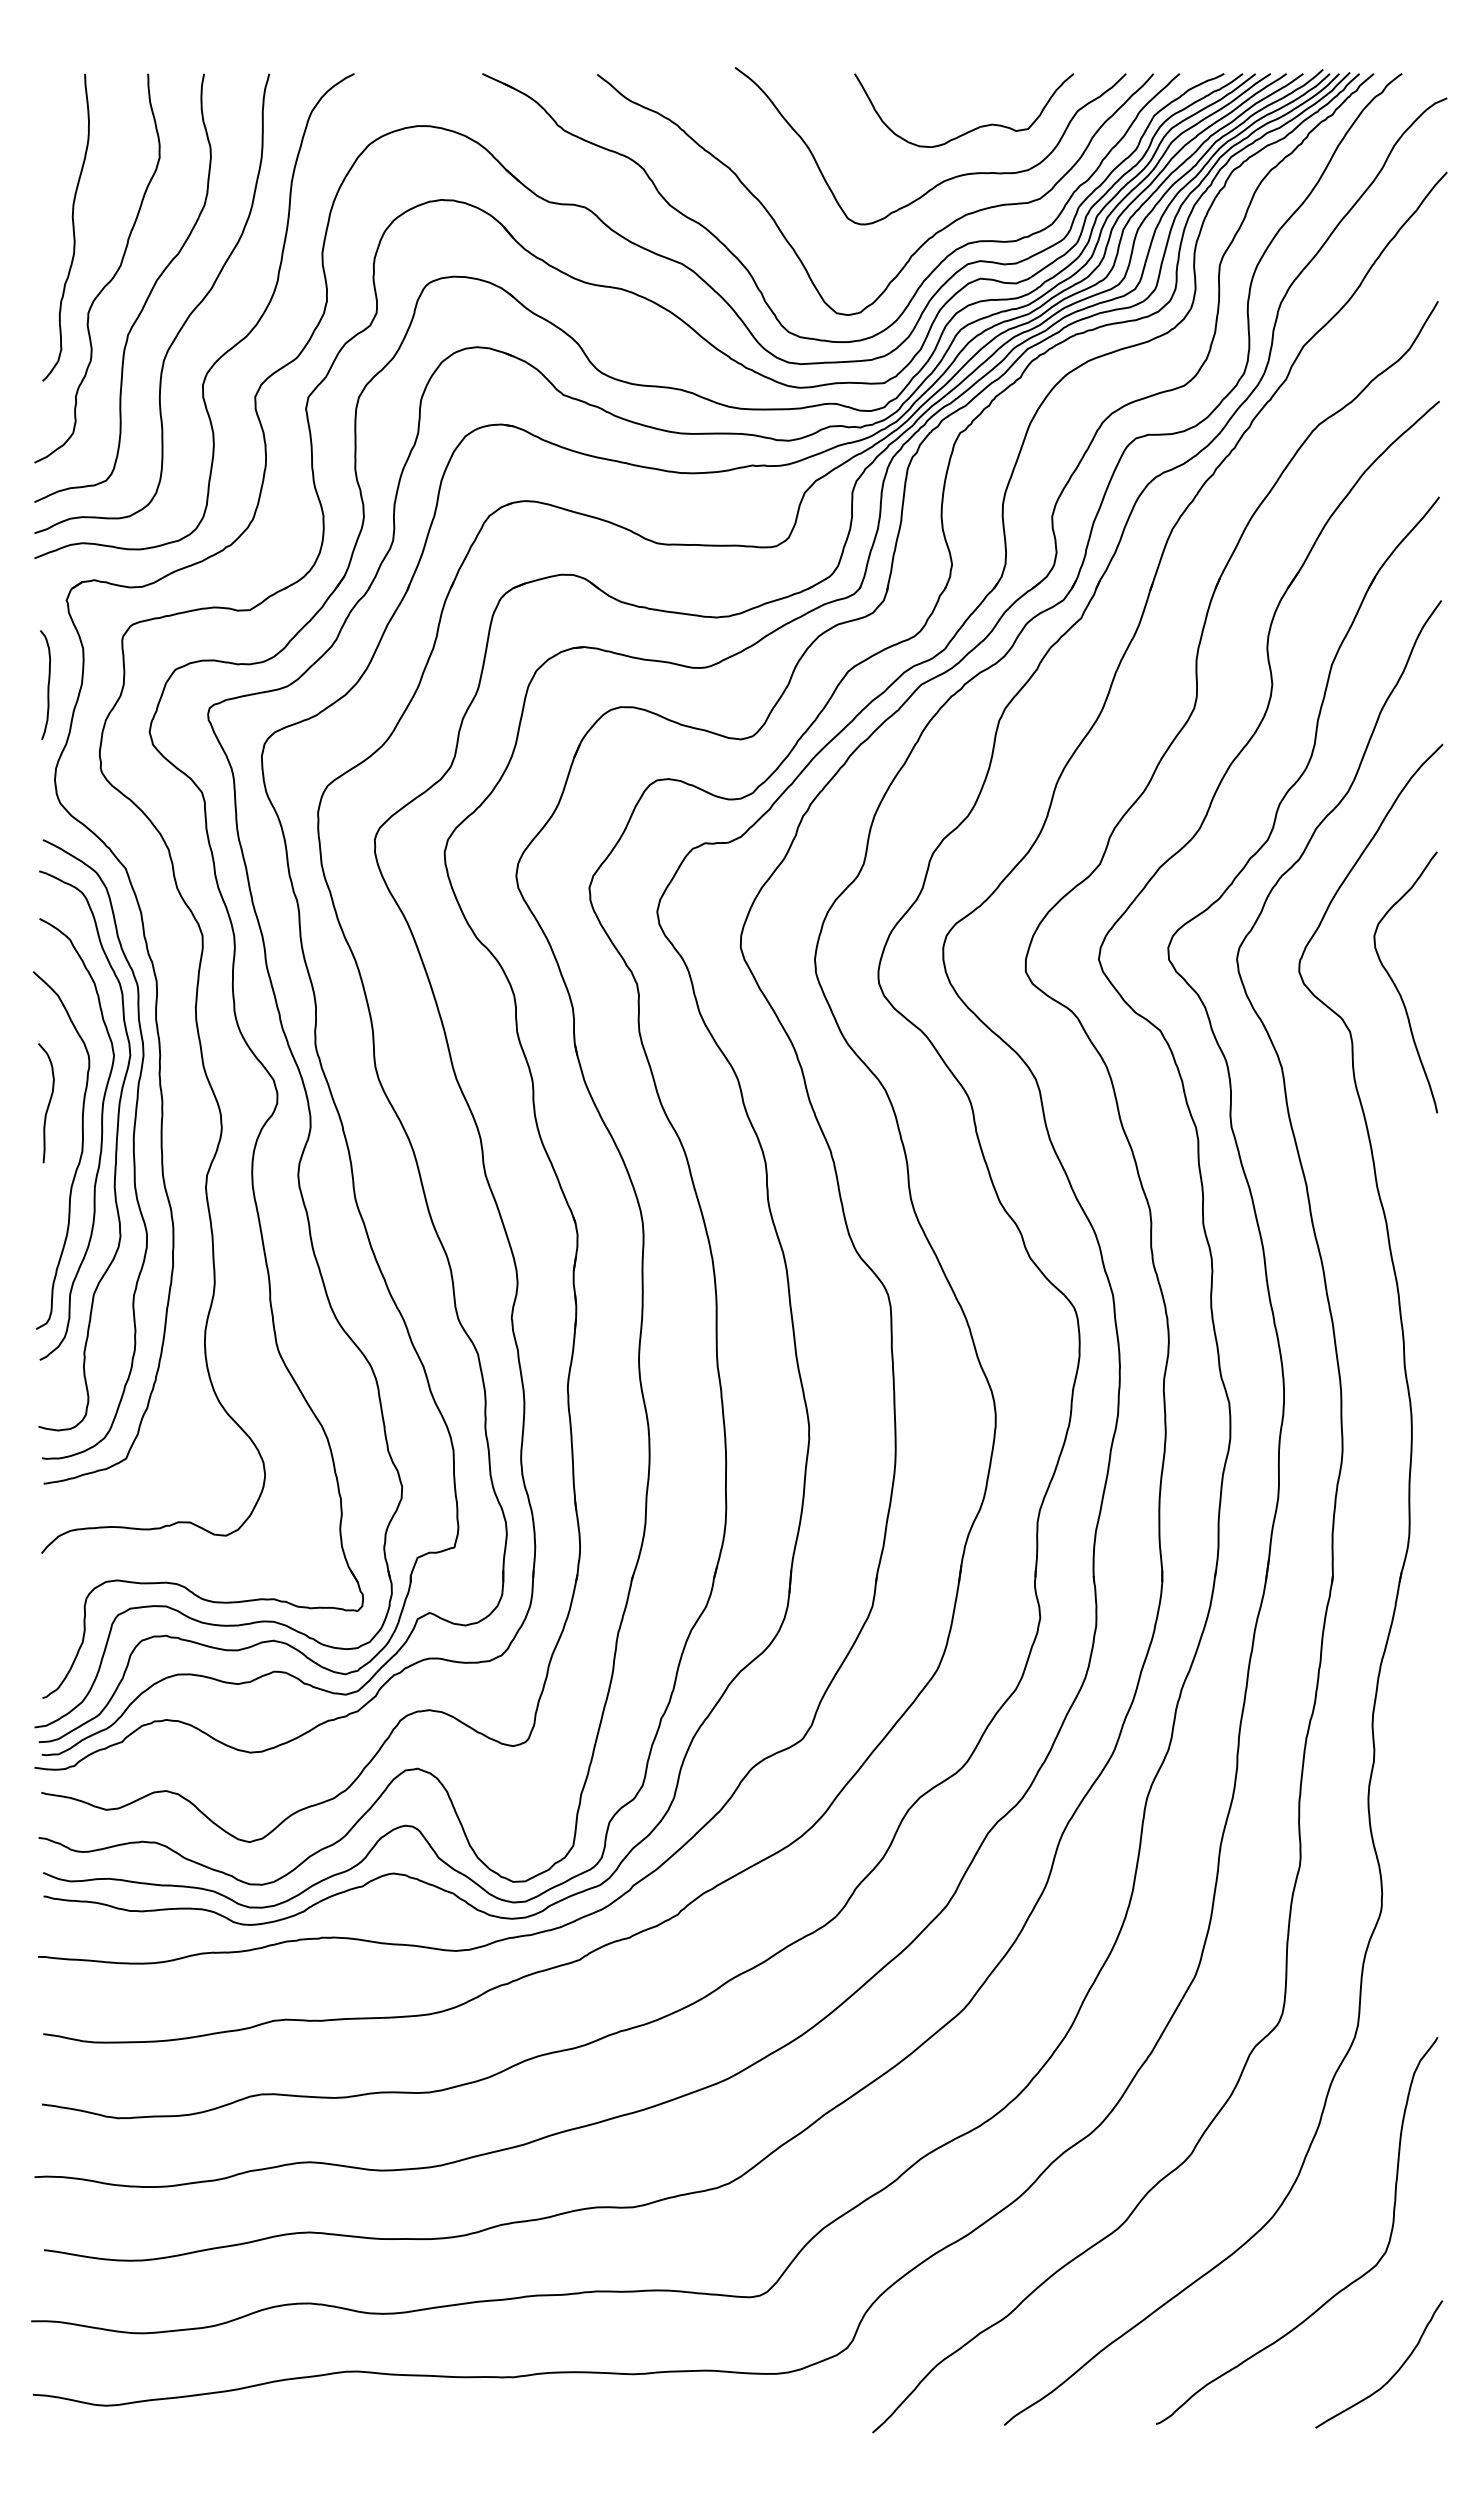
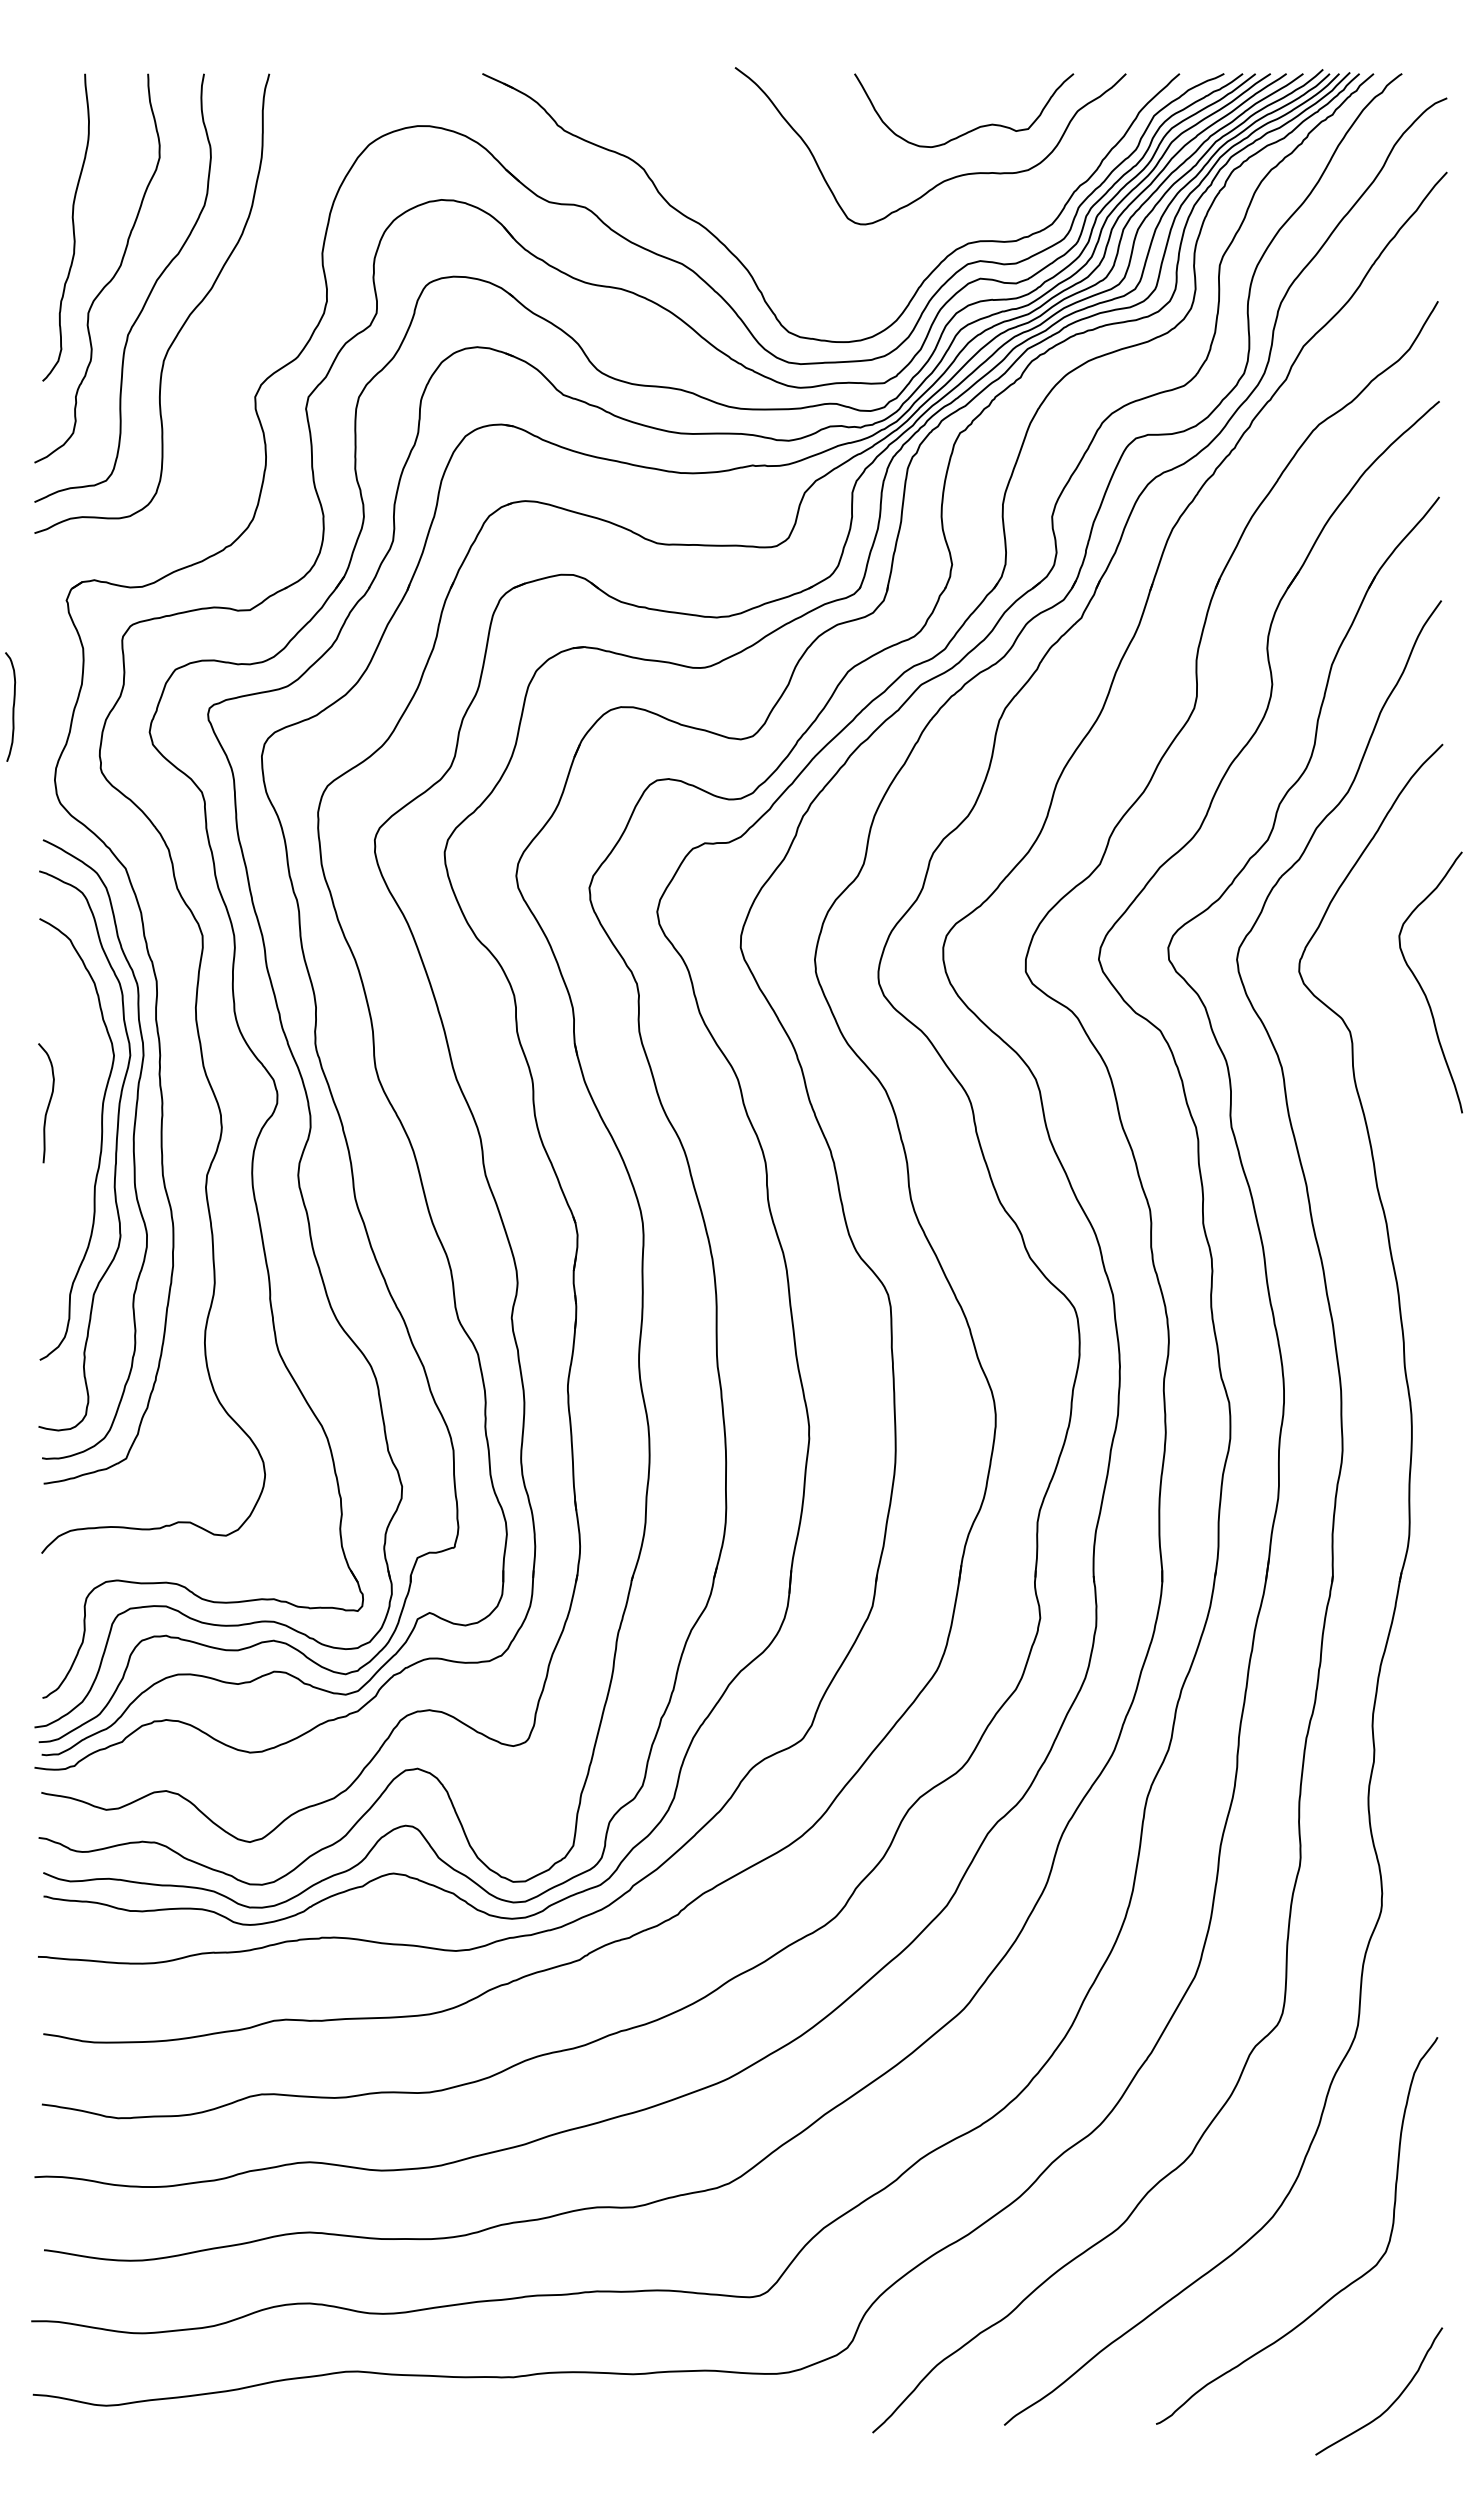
curve: present -> none (923, 242)
curve: present -> none (225, 351)
curve position: (47, 684) -> (12, 706) (12, 706)
curve position: (1397, 987) -> (1422, 987) (1422, 987)
curve: present -> none (80, 1153)
curve position: (1391, 2376) -> (1391, 2403) (1391, 2403)
